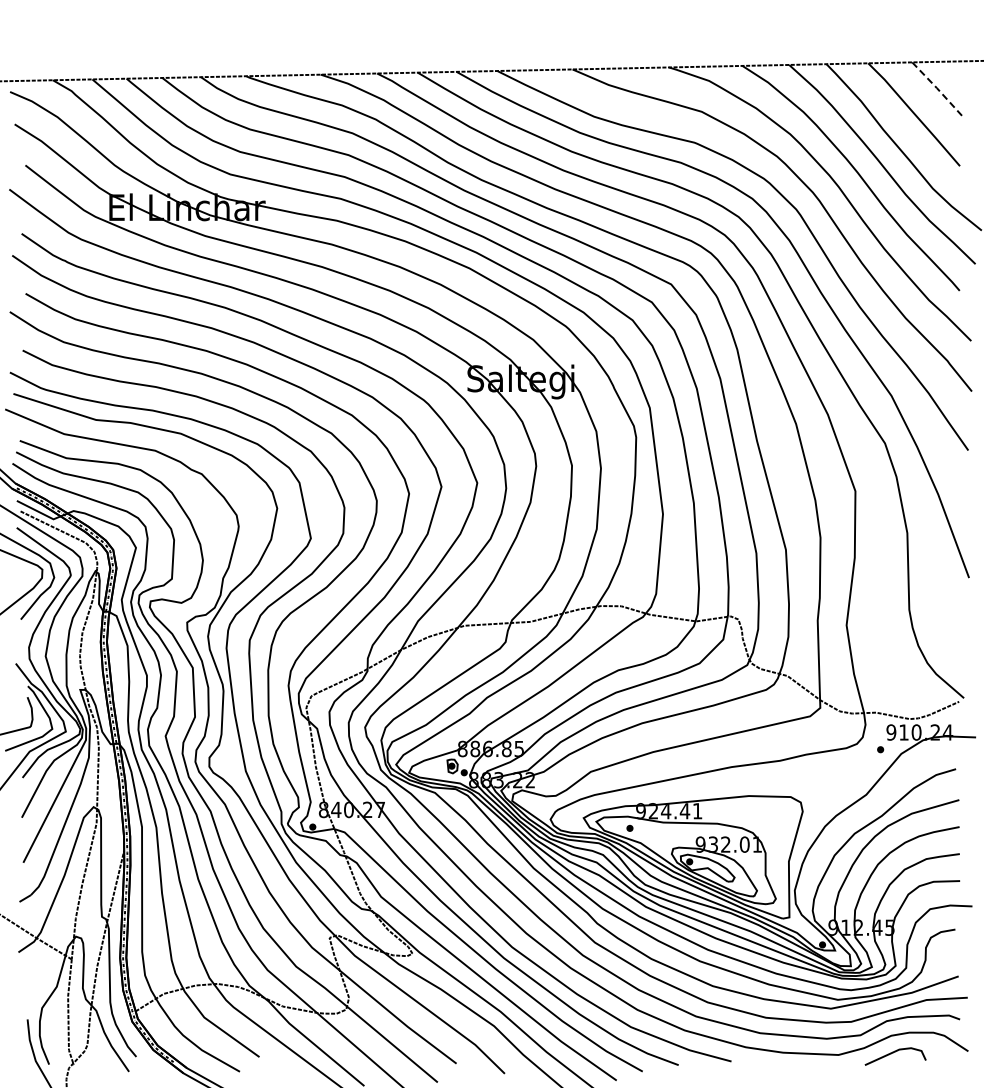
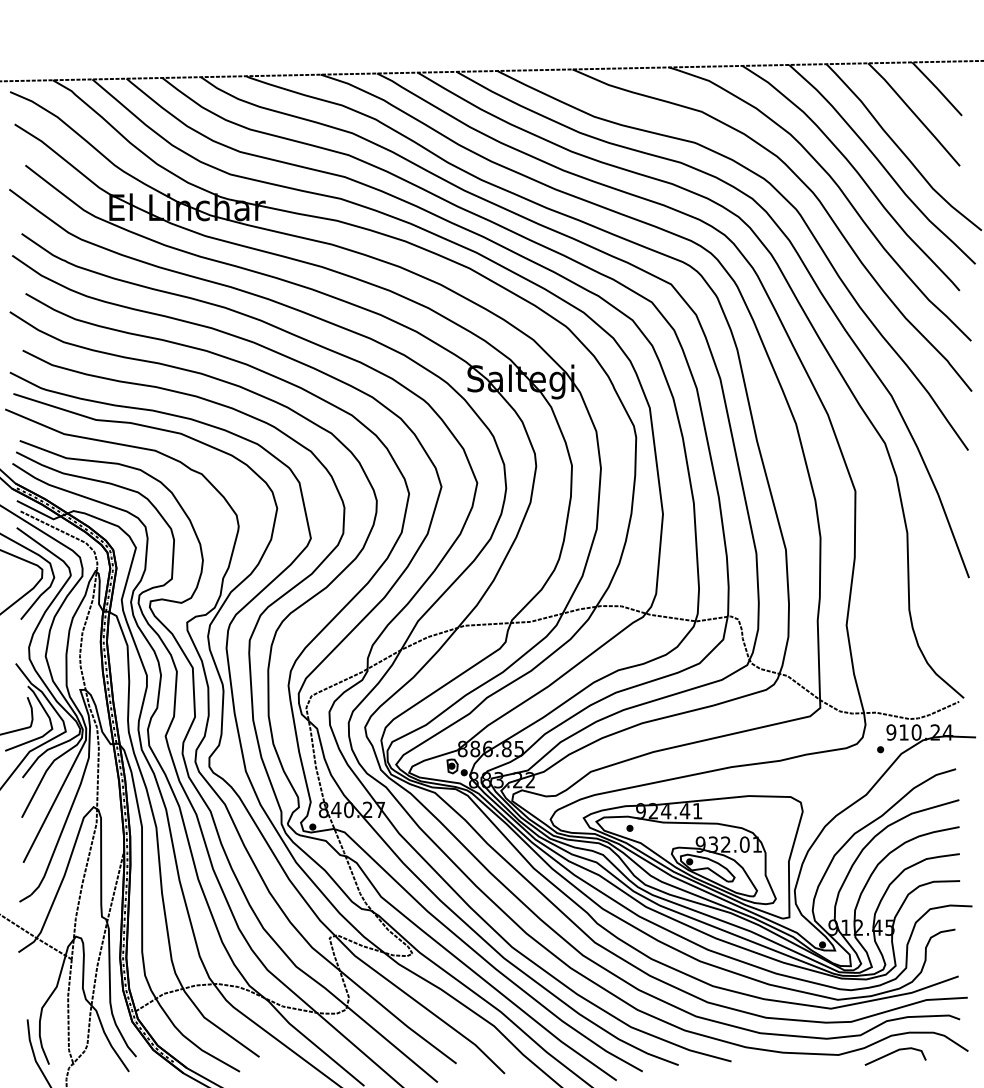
line: dashed -> solid (937, 88)
